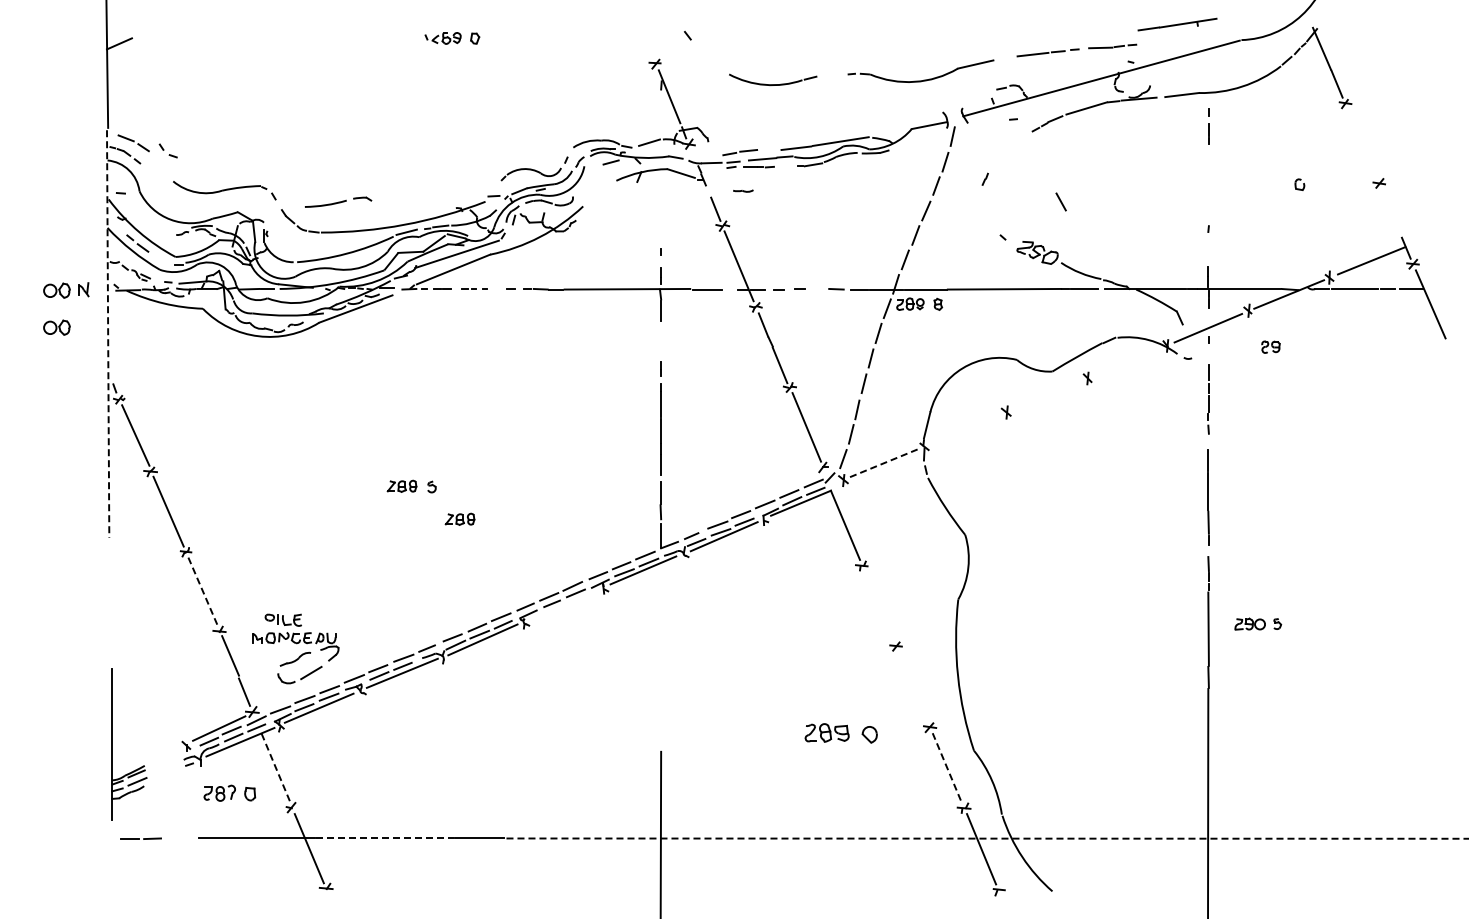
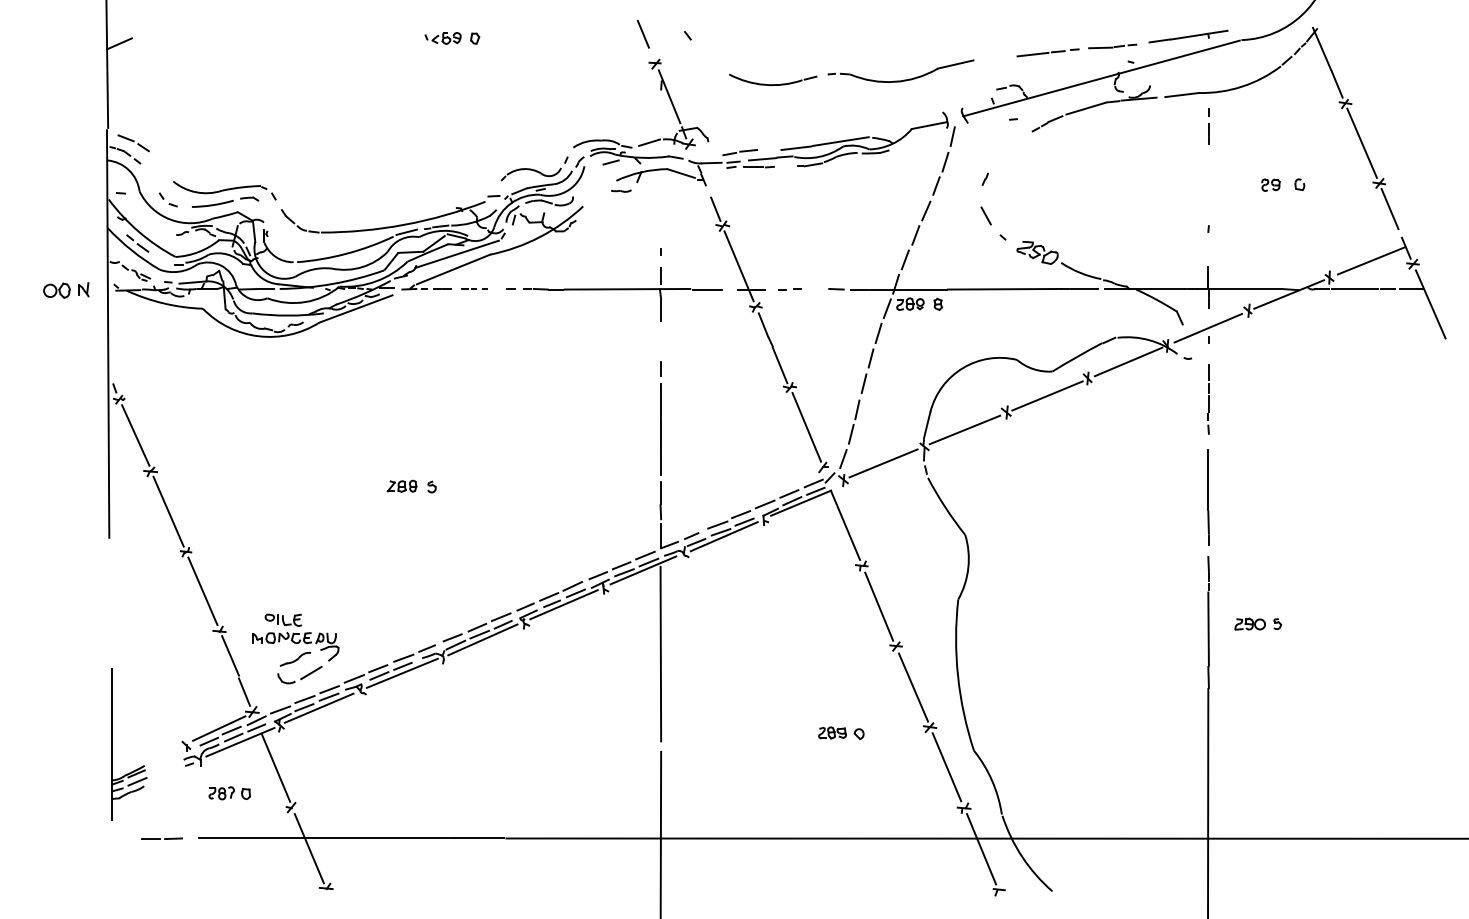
part position: (1177, 24) -> (1188, 36) (1188, 36)
line: none -> present (642, 33)
part position: (923, 79) -> (903, 79) (903, 79)
line: none -> present (1361, 142)
part position: (167, 150) -> (167, 199) (167, 199)
line position: (743, 190) -> (621, 190) (621, 190)
part position: (338, 201) -> (225, 201) (225, 201)
line position: (1060, 201) -> (985, 215) (985, 215)
line: none -> present (1389, 208)
part size: 33x3 px -> 24x3 px (789, 289)
part: present -> none (56, 327)
line: dashed -> solid (108, 334)
part position: (1270, 346) -> (1270, 184) (1270, 184)
line: none -> present (1128, 361)
line: none -> present (1047, 395)
line: none -> present (964, 429)
line: dashed -> solid (883, 463)
part: present -> none (459, 518)
line: dashed -> solid (202, 591)
line: none -> present (563, 604)
line: none -> present (879, 606)
line: none -> present (660, 653)
line: none -> present (913, 687)
part size: 74x21 px -> 47x14 px (841, 732)
line: dashed -> solid (275, 767)
line: dashed -> solid (946, 767)
part size: 54x18 px -> 43x15 px (229, 793)
line: dashed -> solid (384, 837)
line position: (139, 838) -> (160, 838) (160, 838)
line: dashed -> solid (987, 838)
